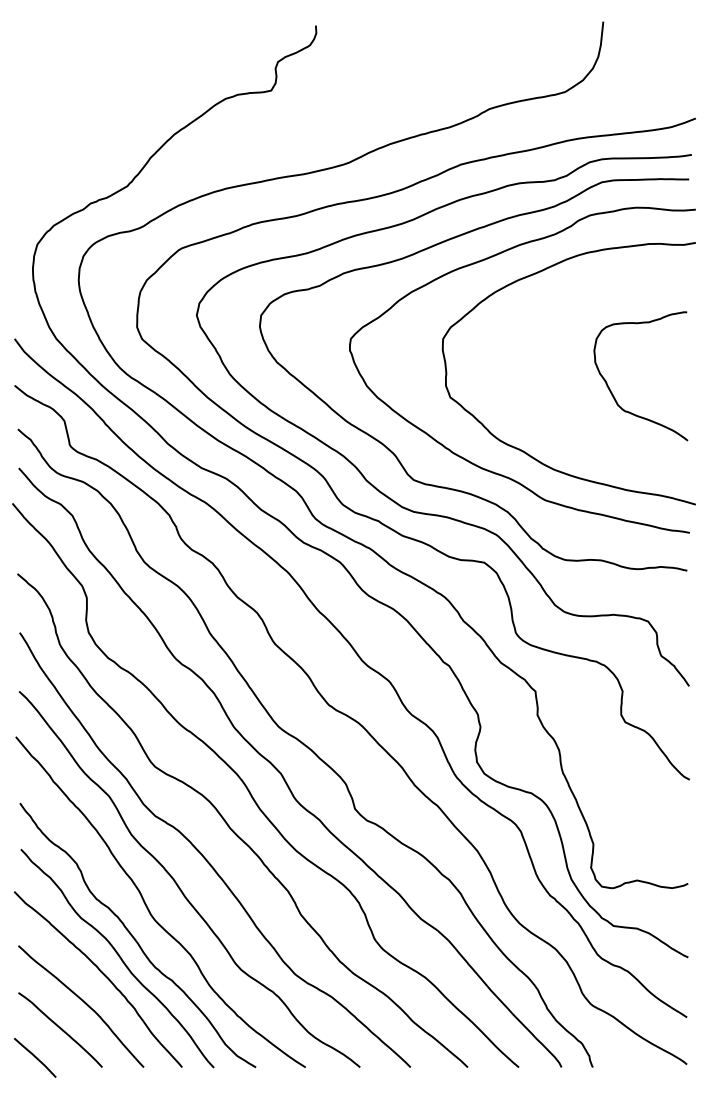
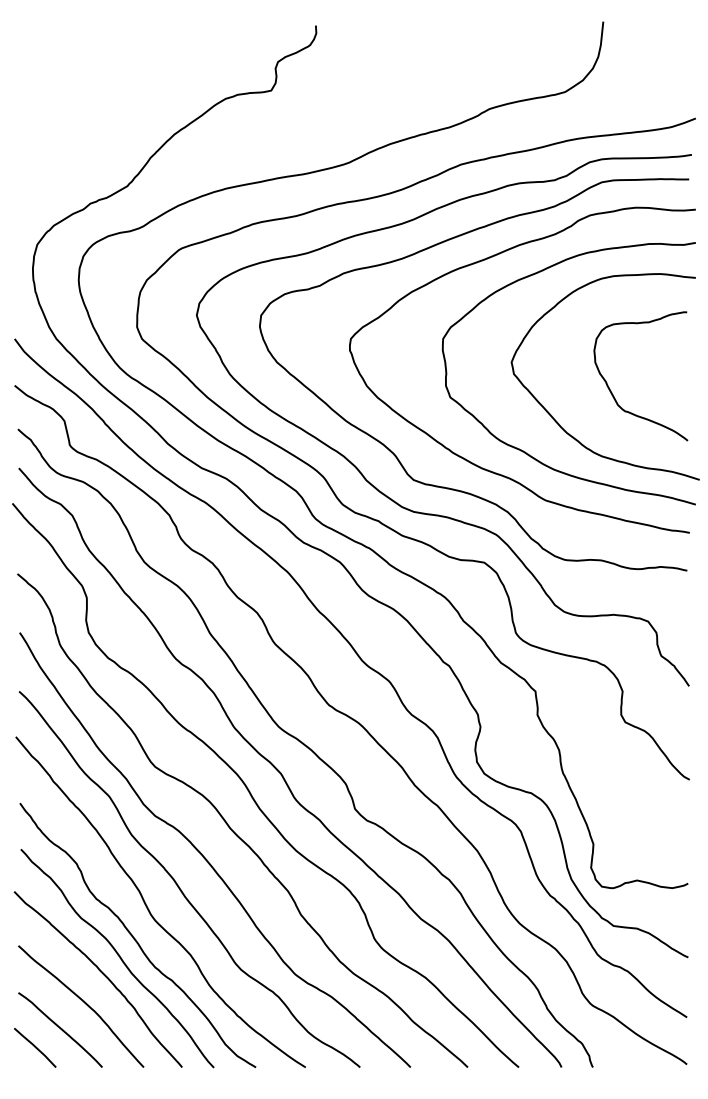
curve: none -> present (552, 415)
line position: (35, 1057) -> (35, 1047) (35, 1047)
